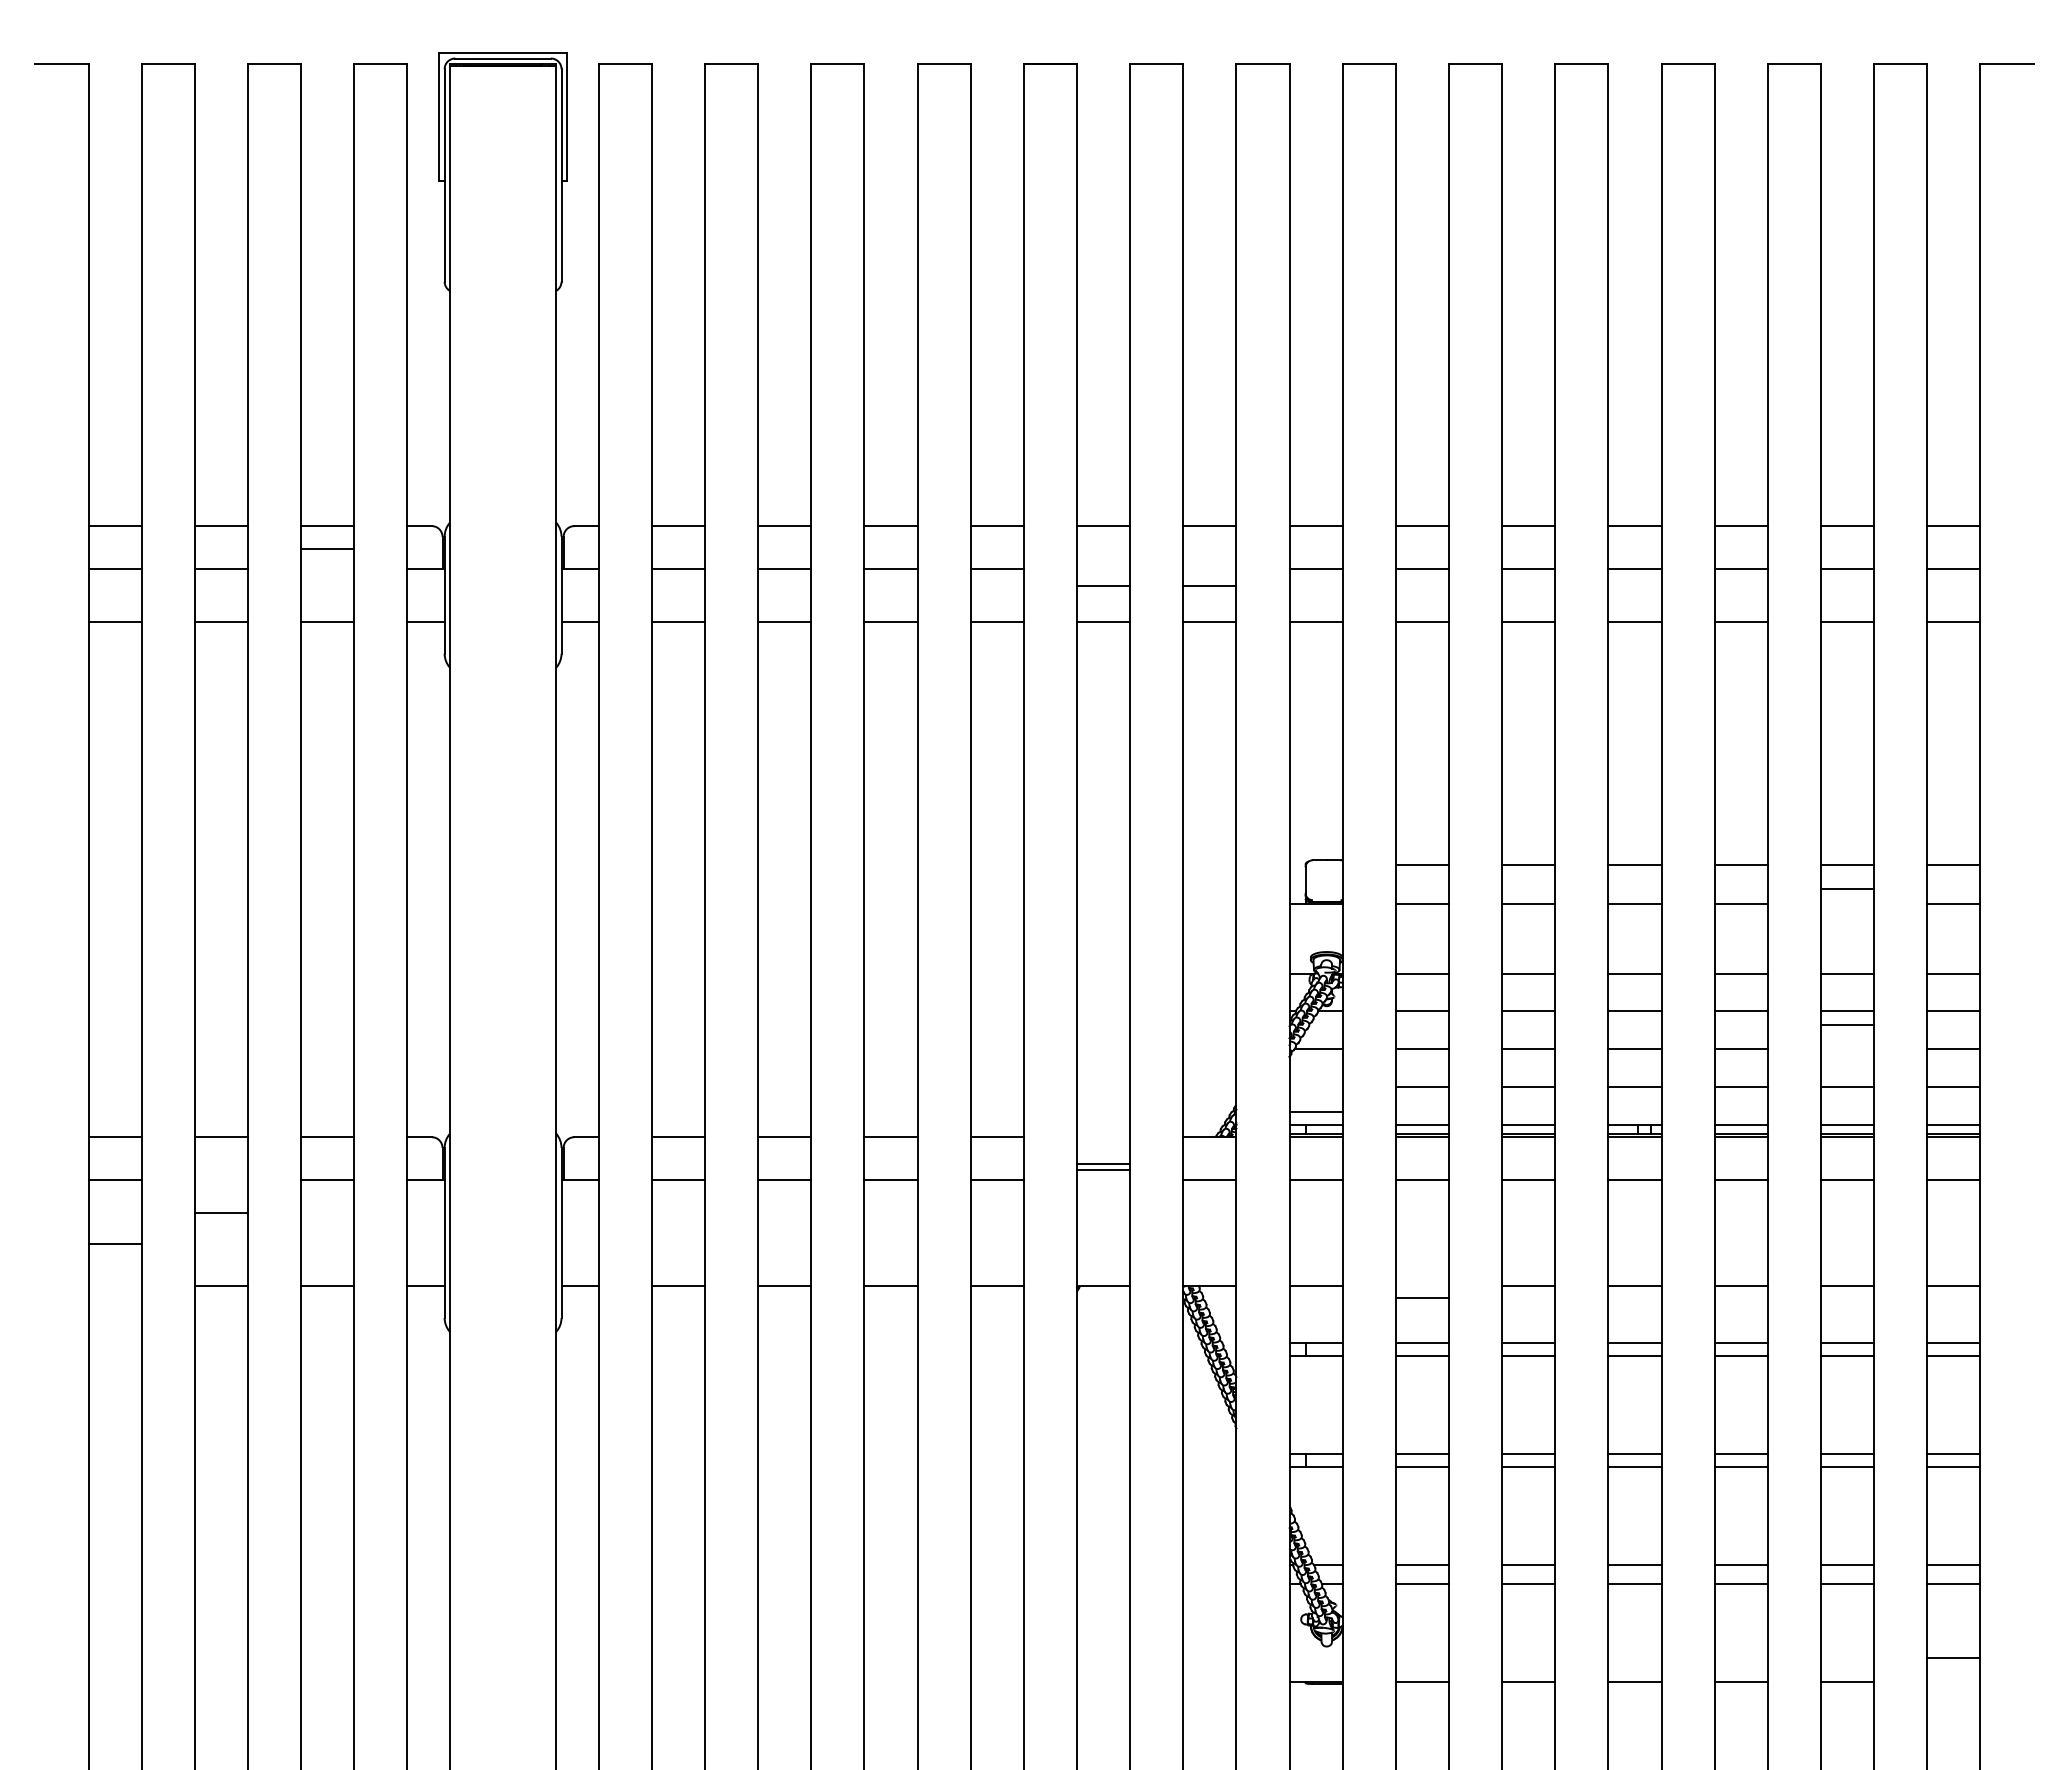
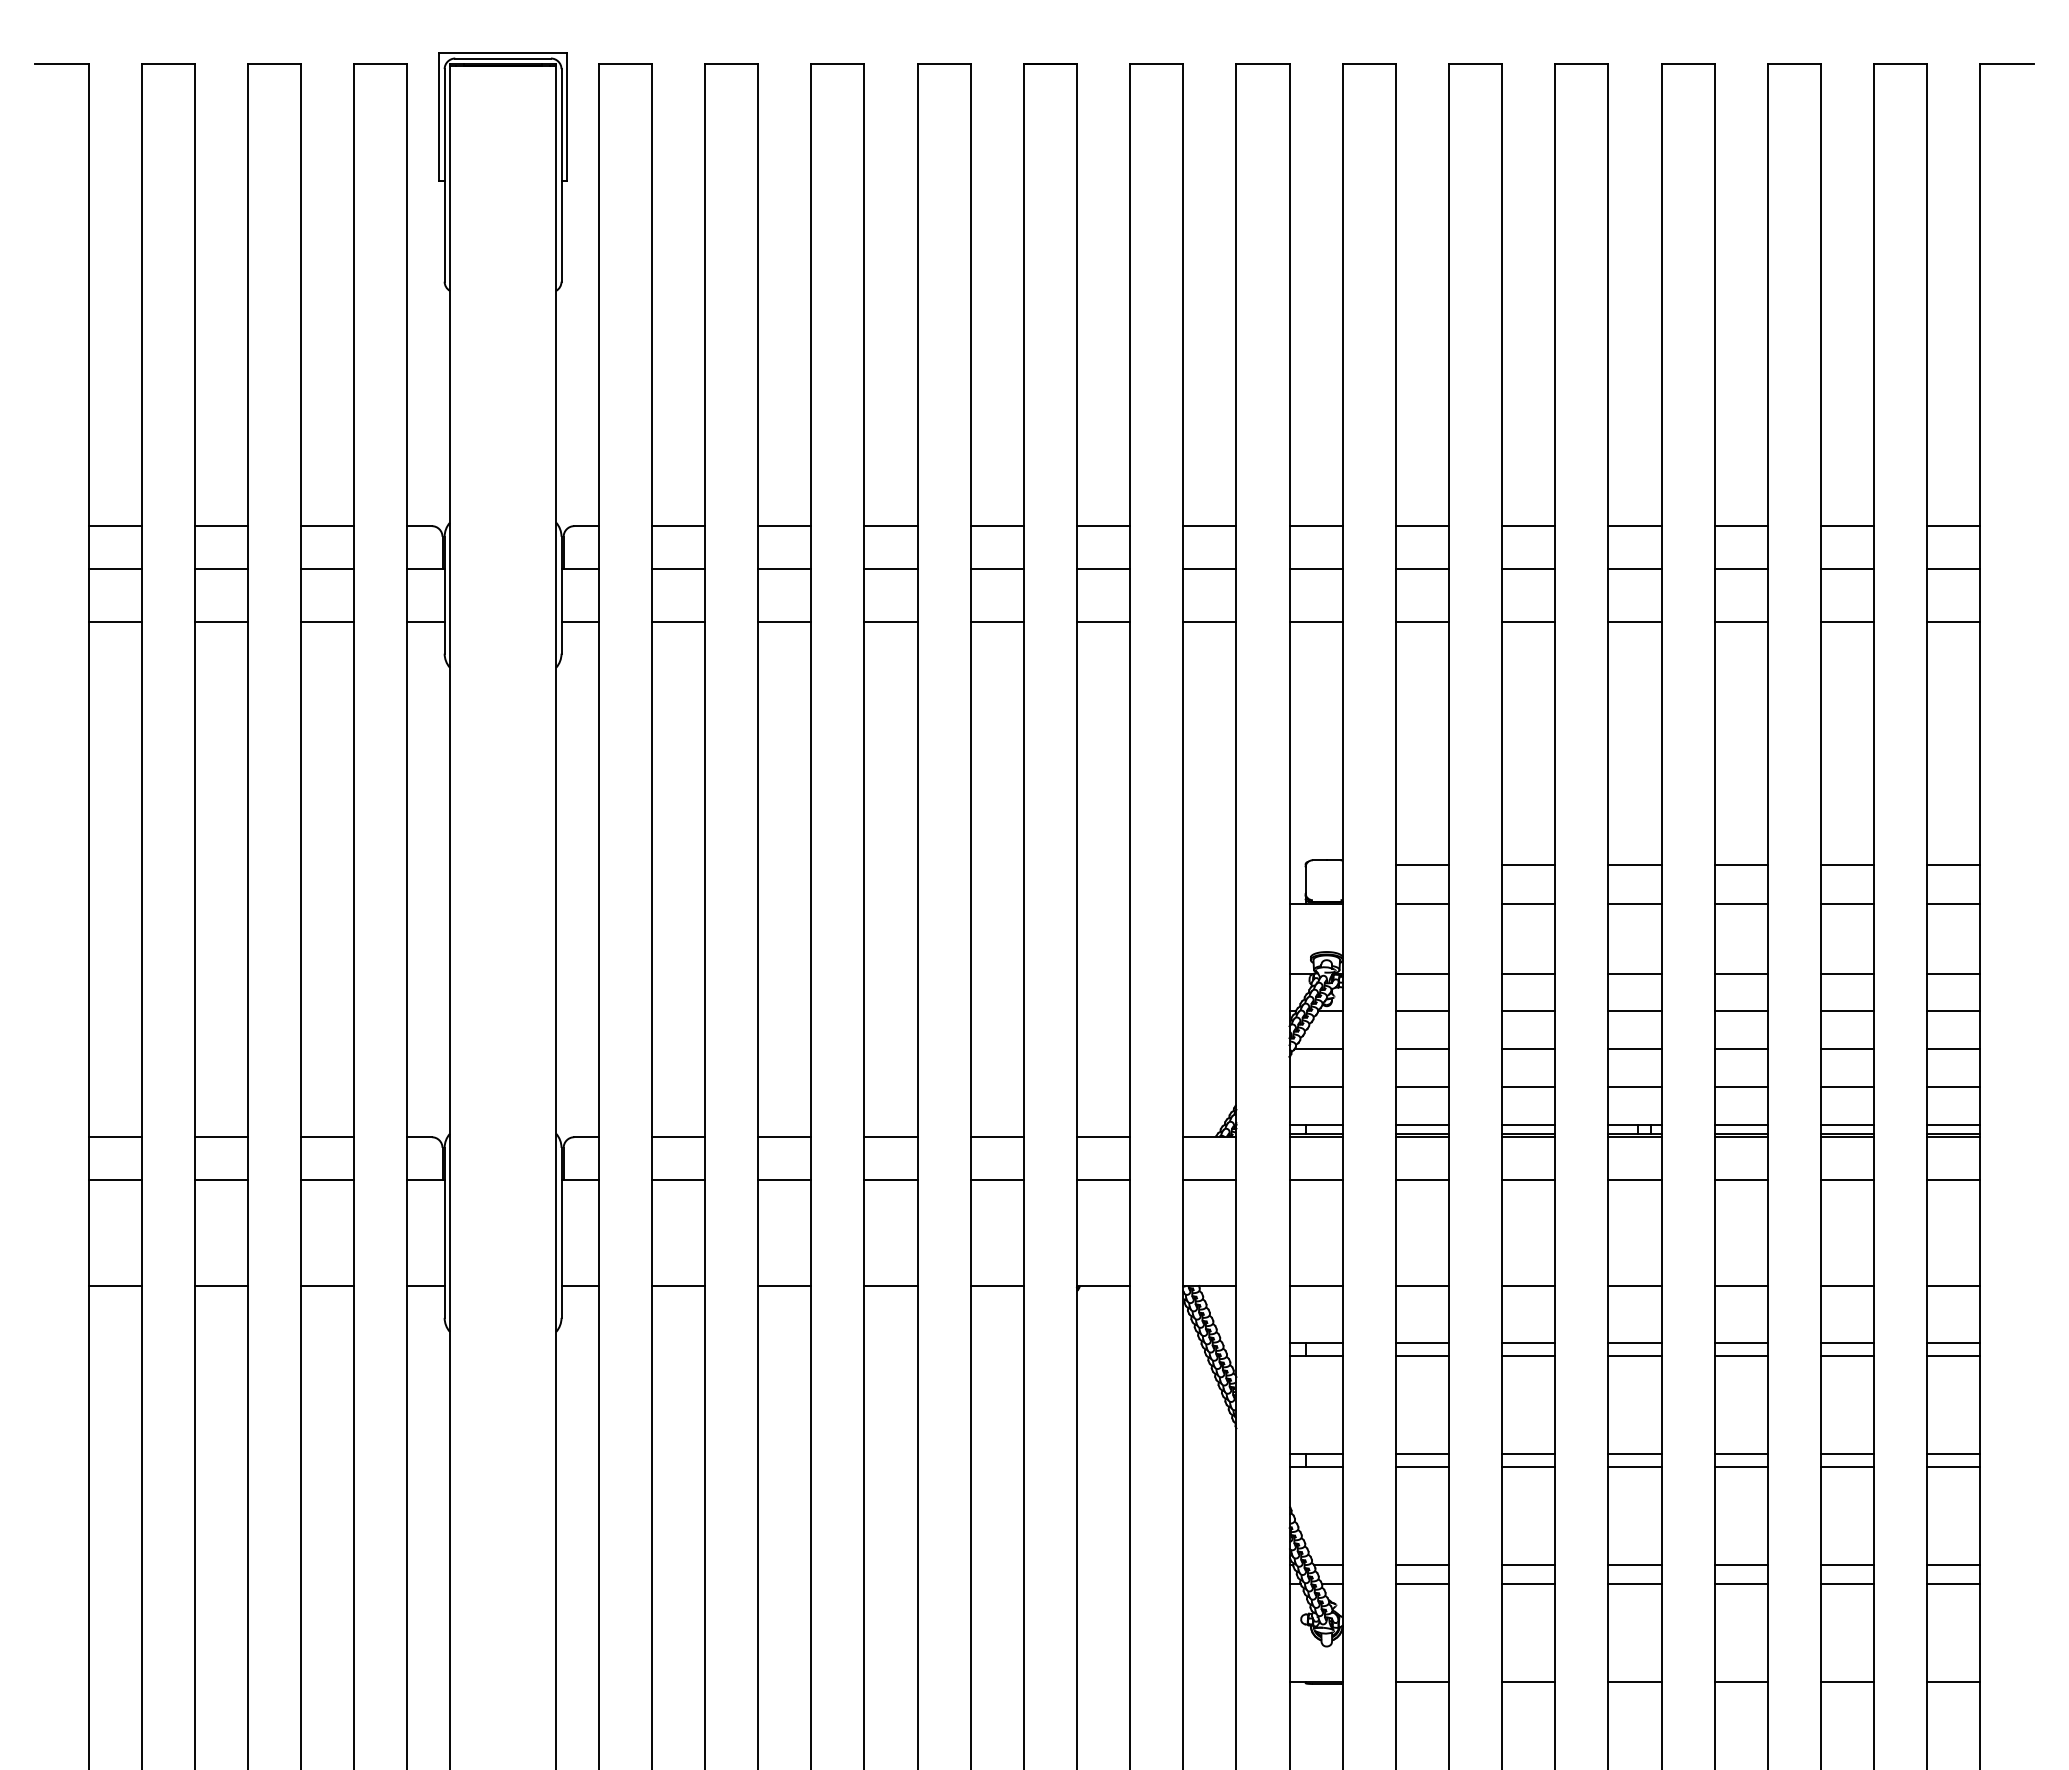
line position: (327, 548) -> (327, 568) (327, 568)
line position: (1103, 585) -> (1103, 568) (1103, 568)
line position: (1209, 585) -> (1209, 568) (1209, 568)
line position: (1847, 889) -> (1847, 904) (1847, 904)
line position: (1847, 1024) -> (1847, 1048) (1847, 1048)
line position: (1315, 1111) -> (1315, 1086) (1315, 1086)
line position: (1103, 1163) -> (1103, 1179) (1103, 1179)
line position: (1103, 1170) -> (1103, 1137) (1103, 1137)
line position: (221, 1212) -> (221, 1179) (221, 1179)
line position: (114, 1244) -> (114, 1286) (114, 1286)
line position: (1421, 1297) -> (1421, 1285) (1421, 1285)
line position: (1953, 1657) -> (1953, 1681) (1953, 1681)
